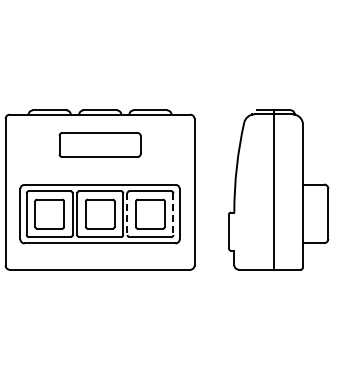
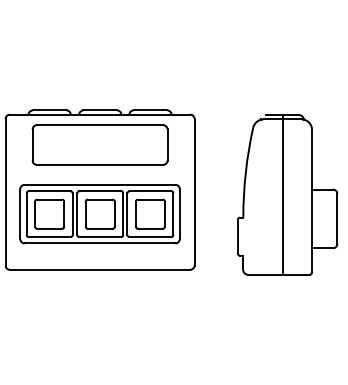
part size: 84x26 px -> 138x42 px (99, 144)
part position: (278, 189) -> (287, 194) (287, 194)
line: dashed -> solid (127, 214)
line: dashed -> solid (173, 214)
